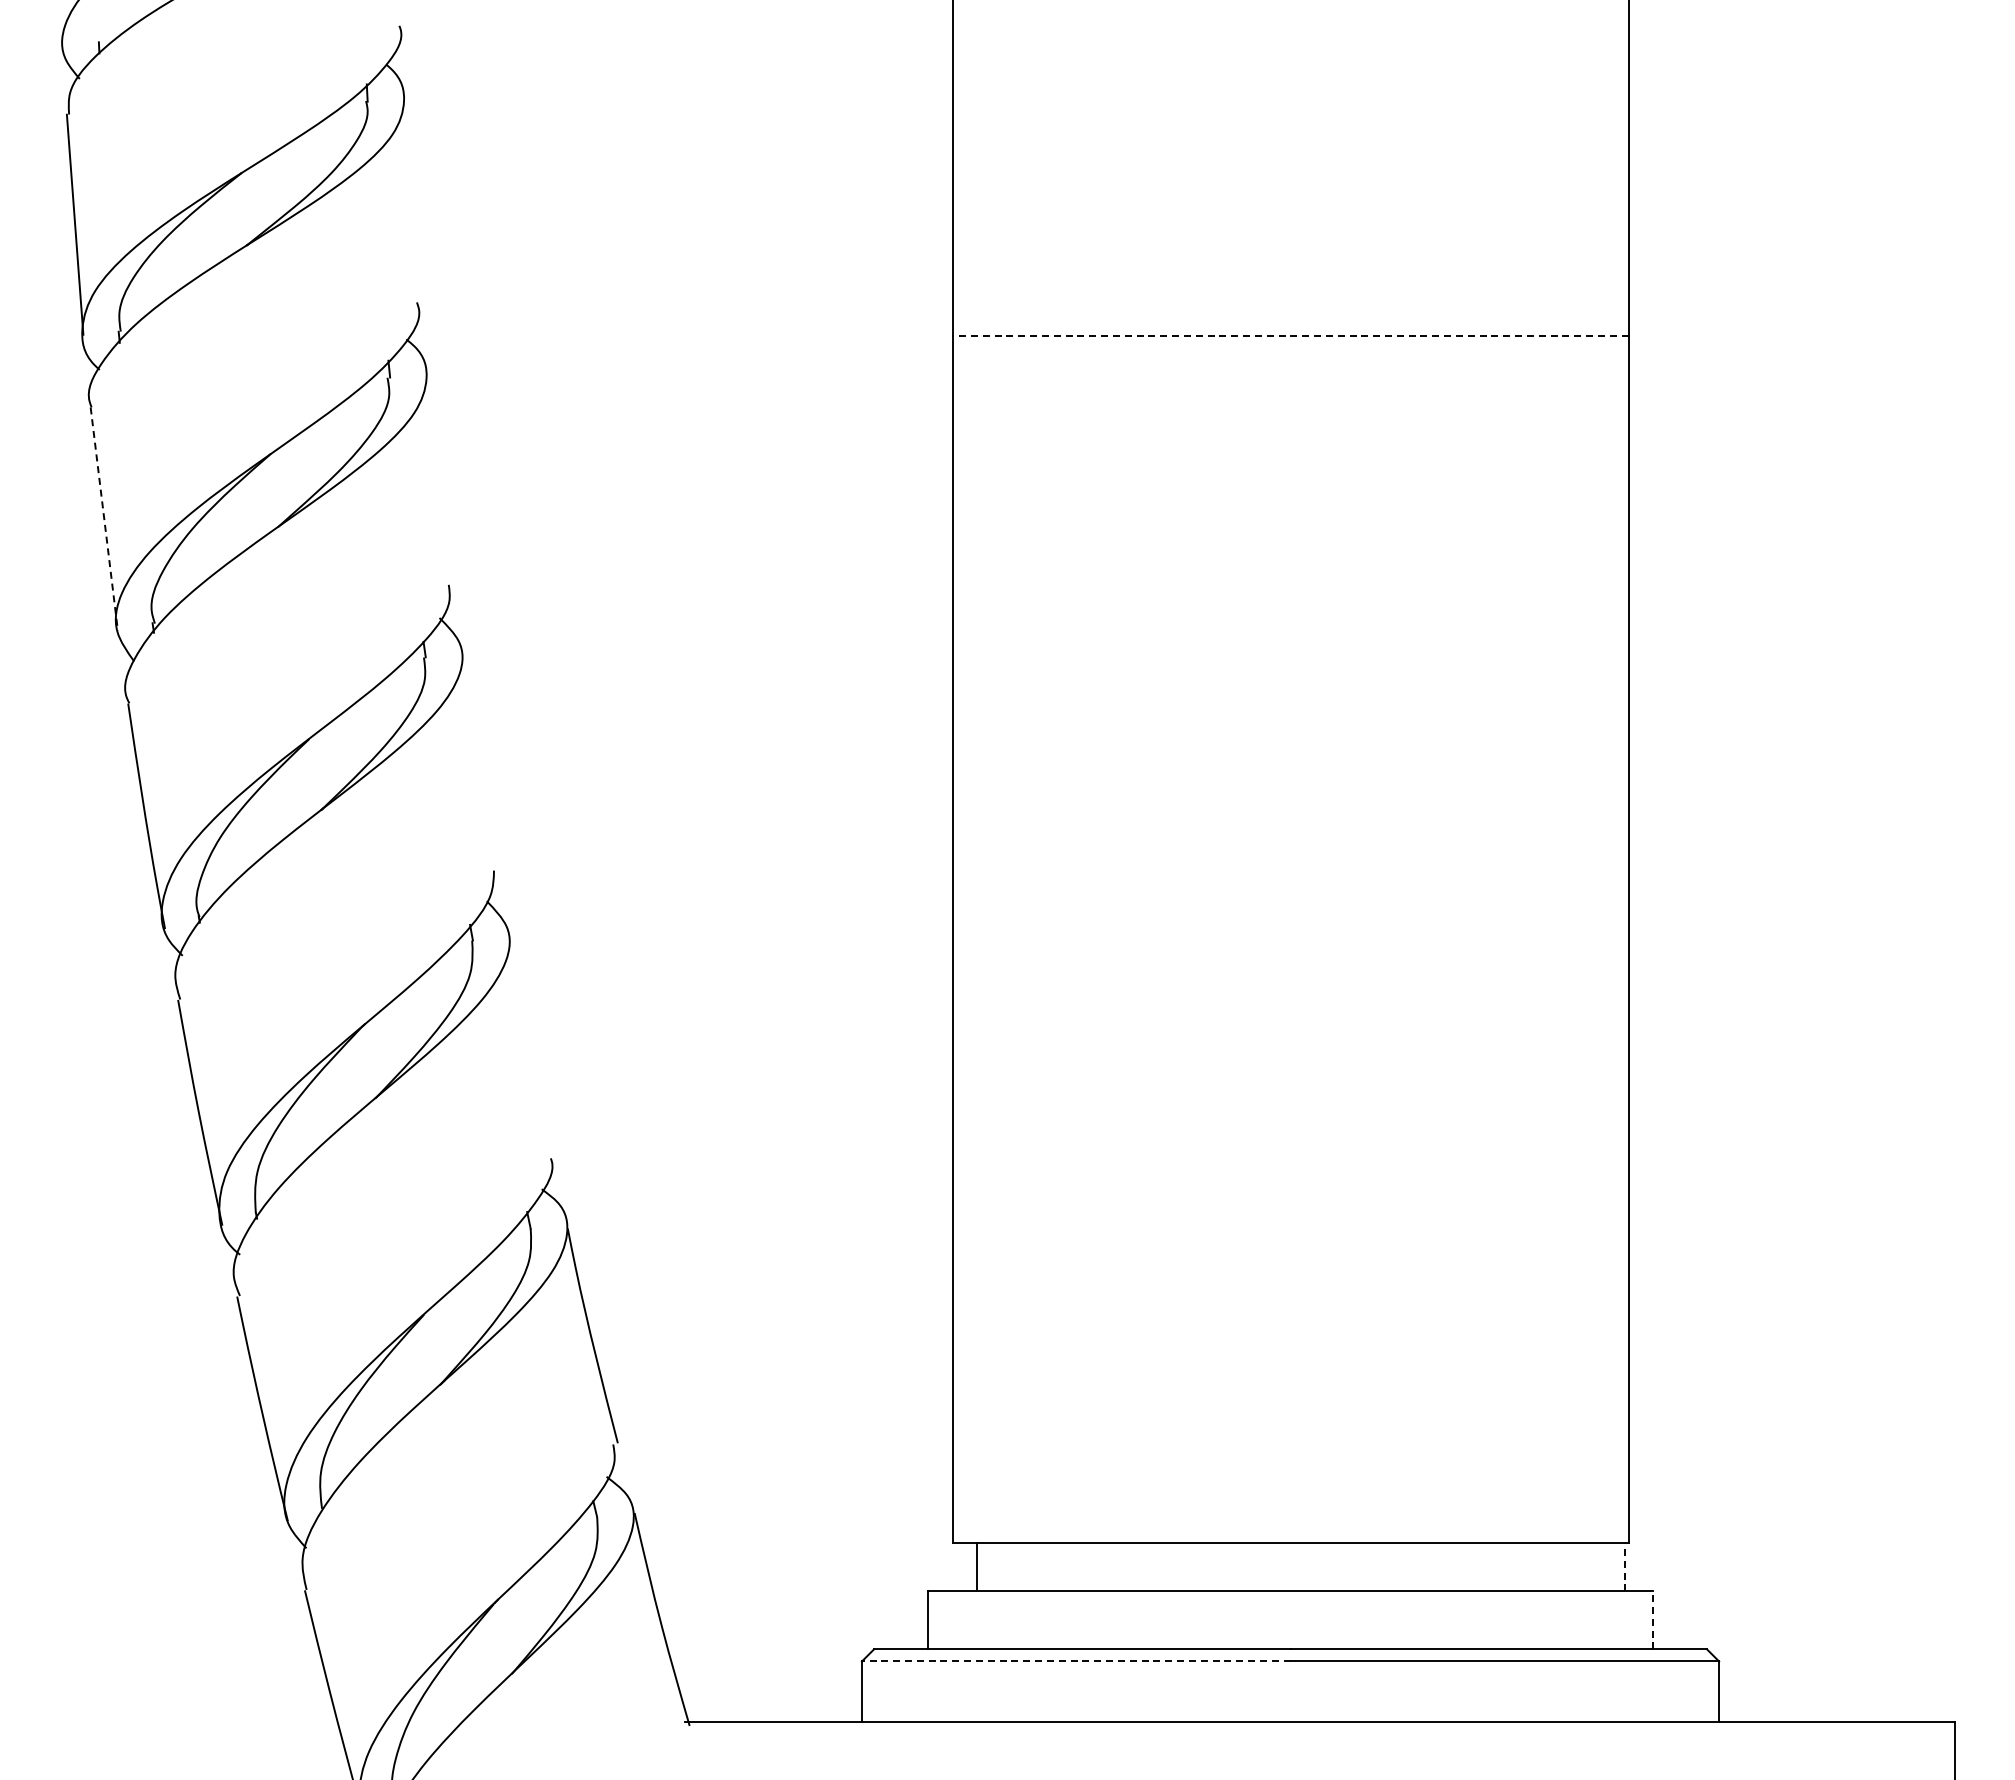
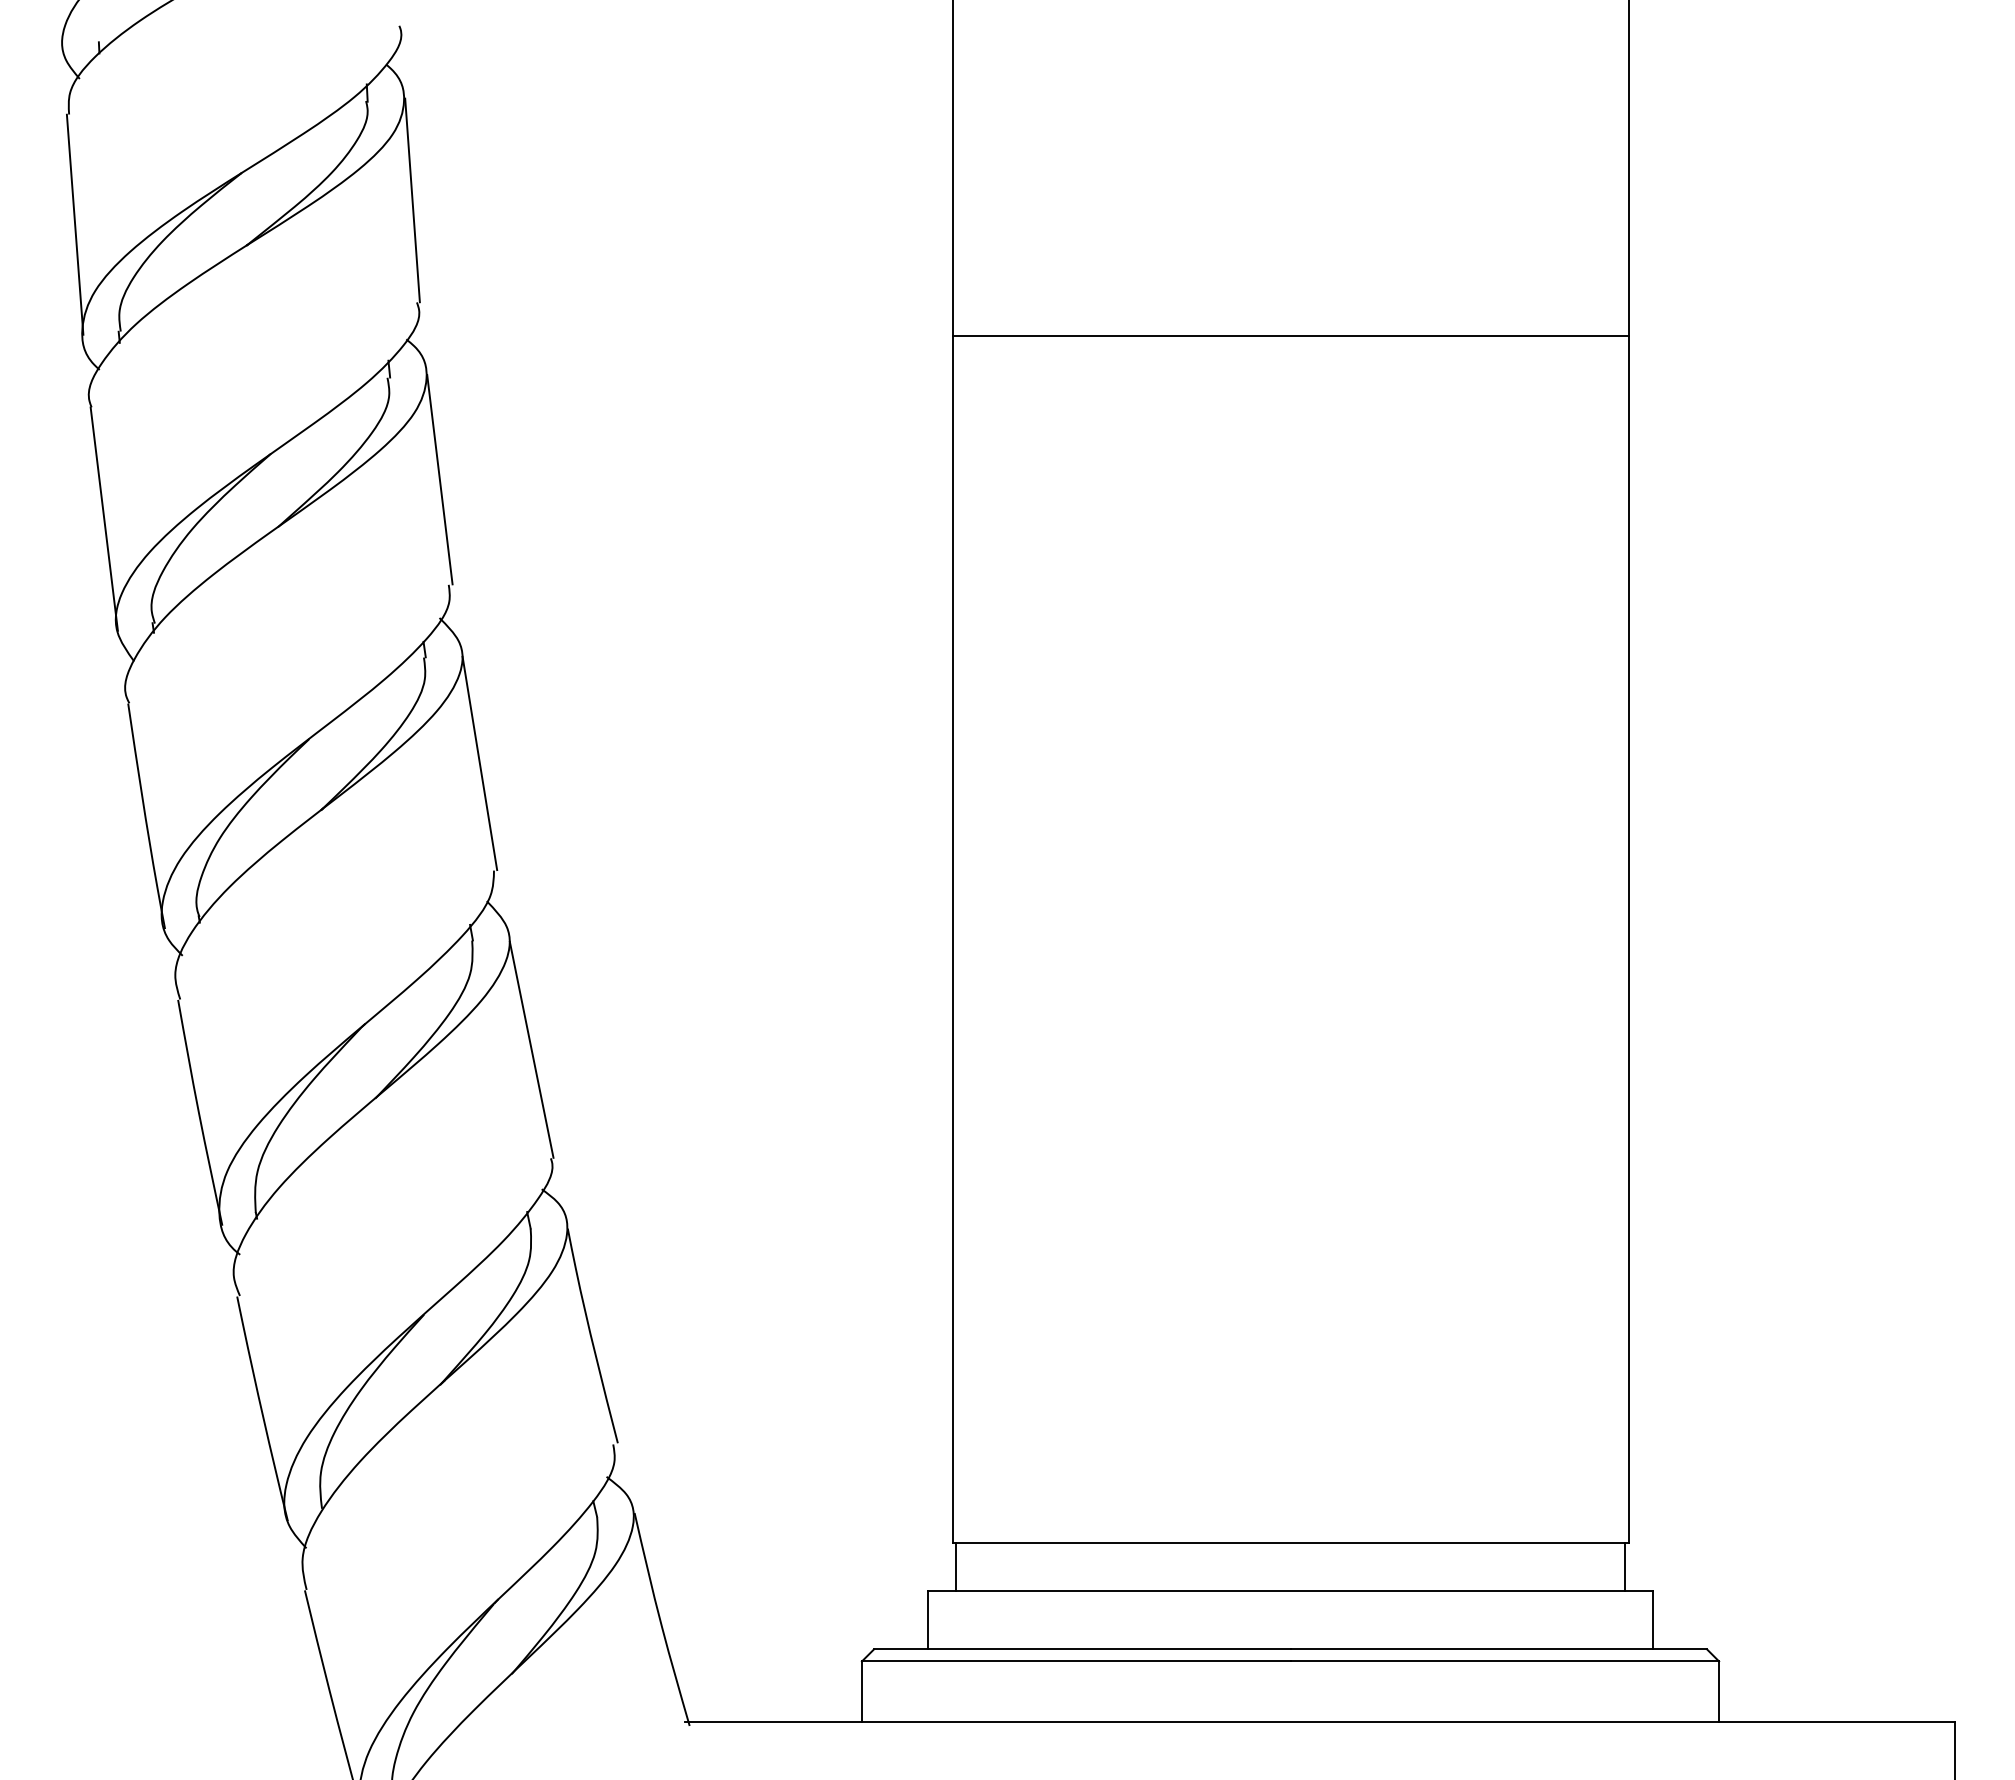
line: none -> present (412, 200)
line: dashed -> solid (1290, 335)
line: none -> present (439, 479)
line: dashed -> solid (104, 519)
line: none -> present (479, 763)
line: none -> present (531, 1049)
line: dashed -> solid (1624, 1566)
line position: (977, 1567) -> (956, 1567) (956, 1567)
line: dashed -> solid (1652, 1620)
line: dashed -> solid (1075, 1661)
